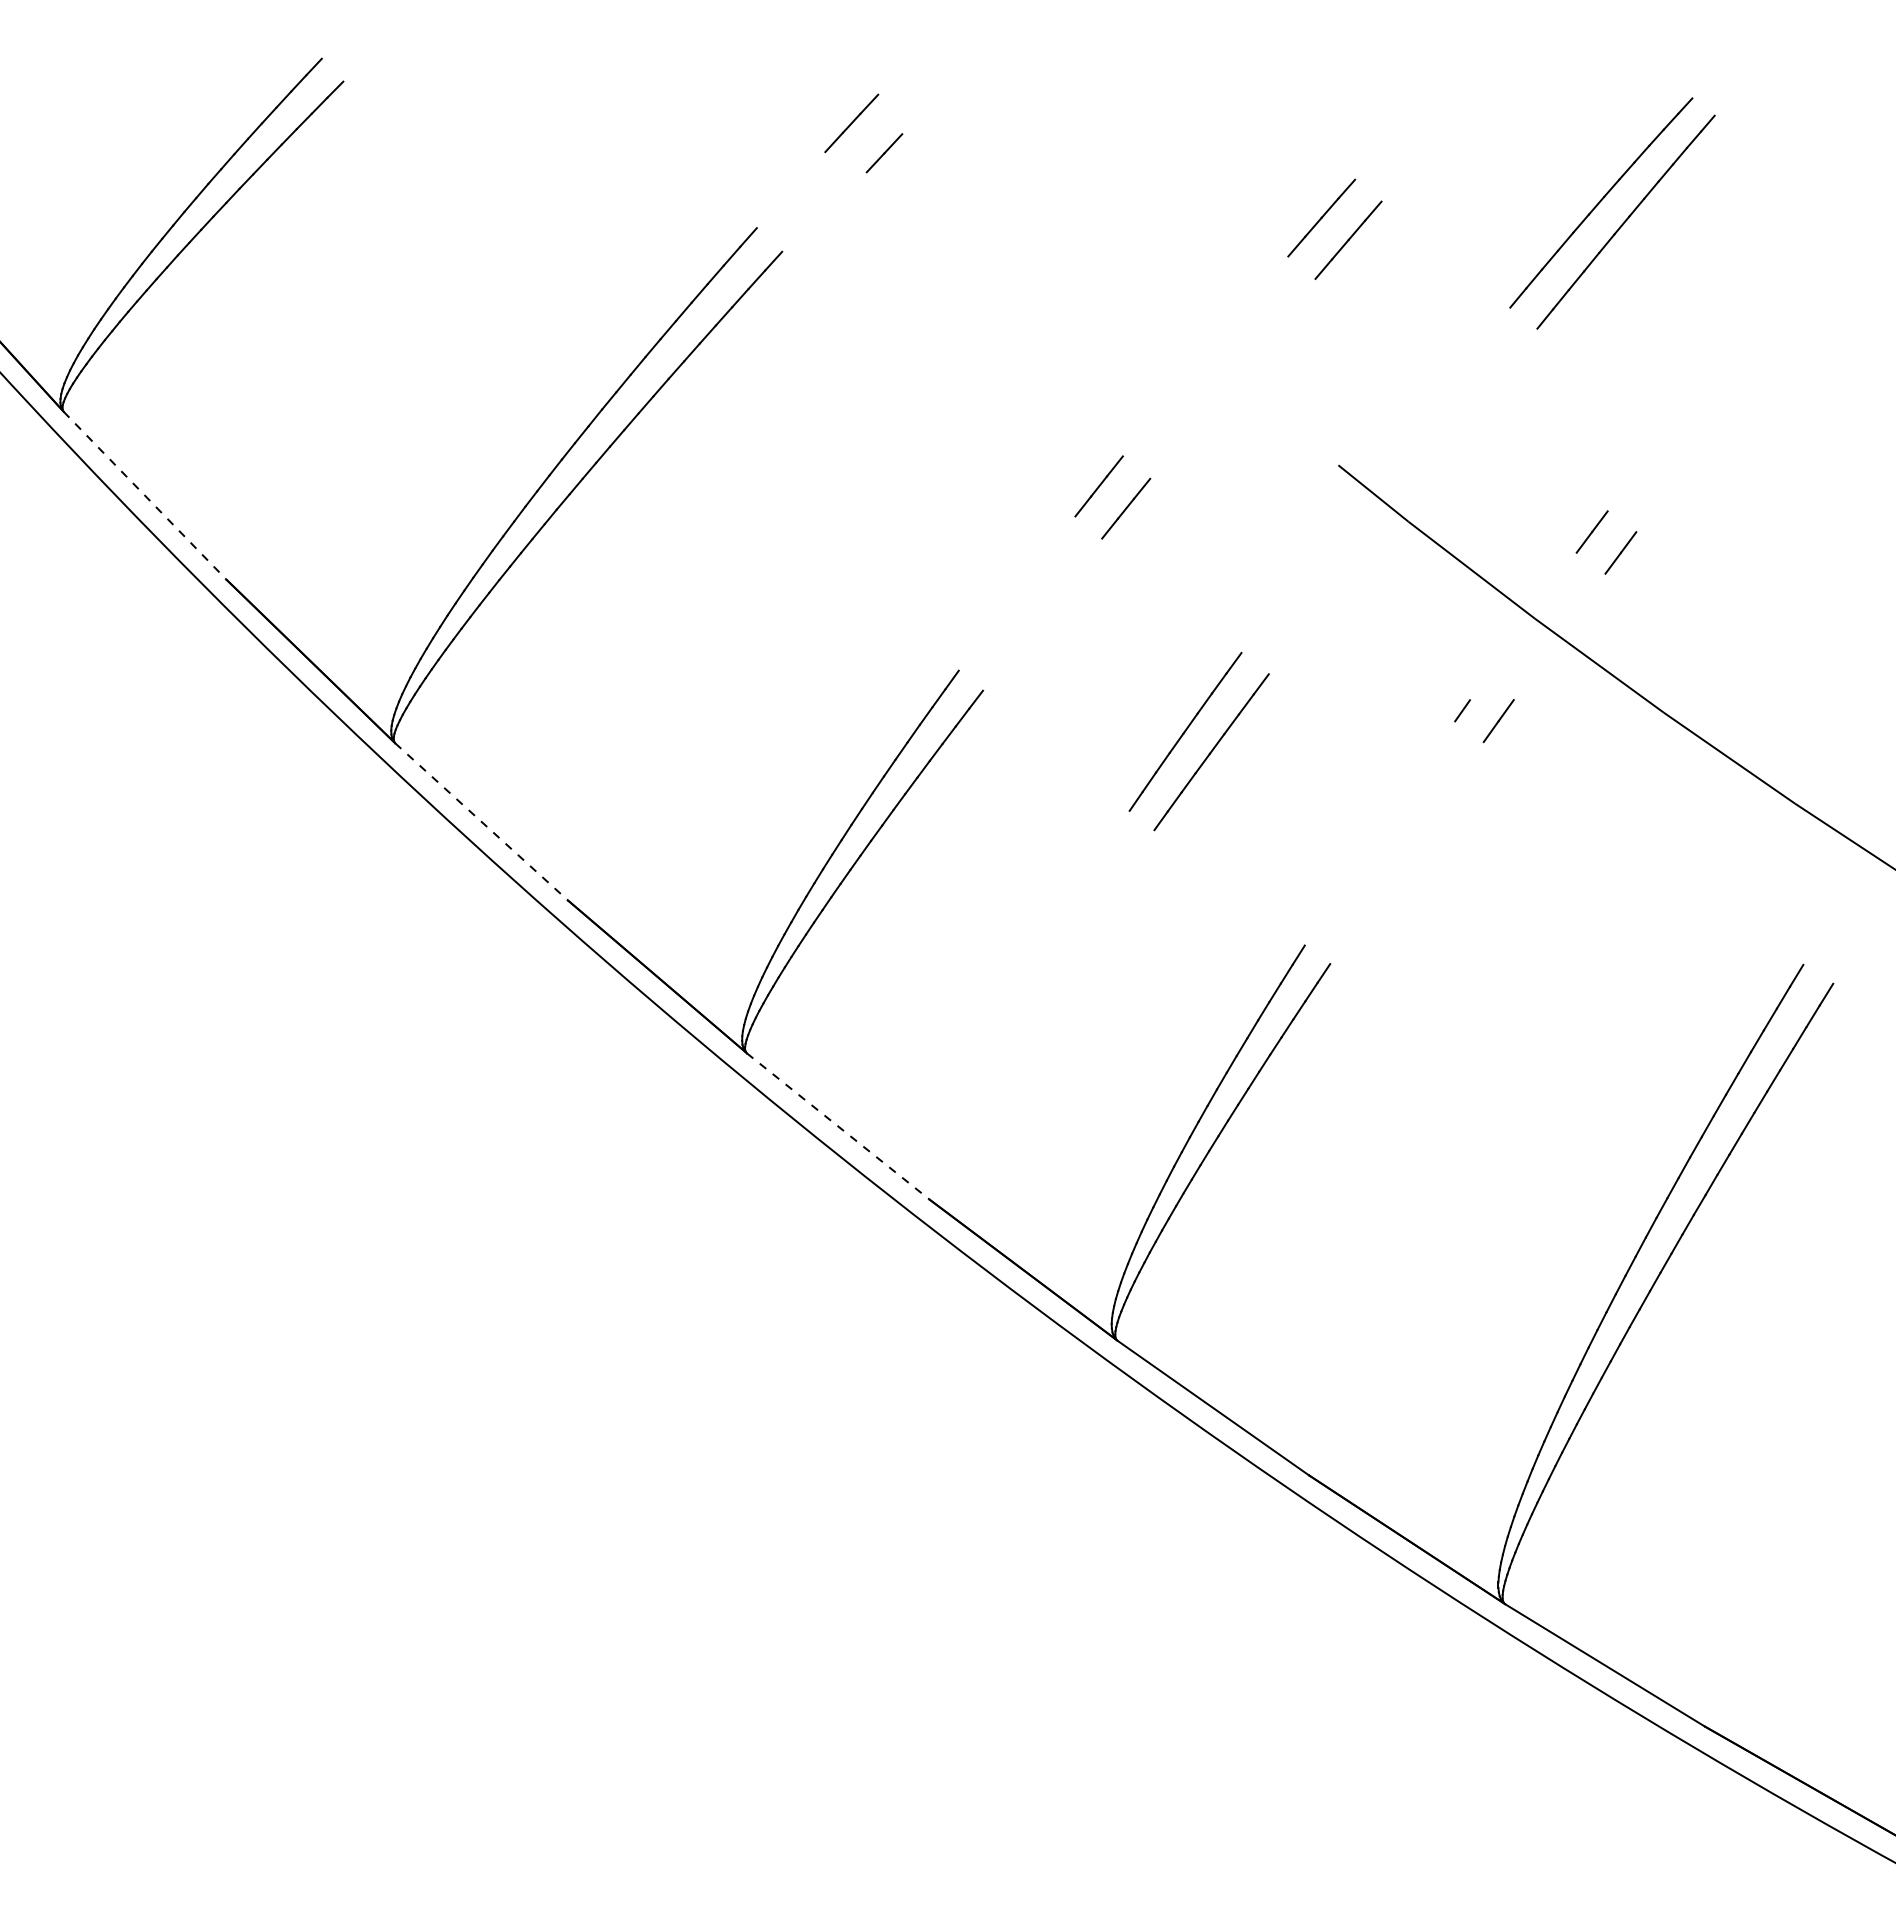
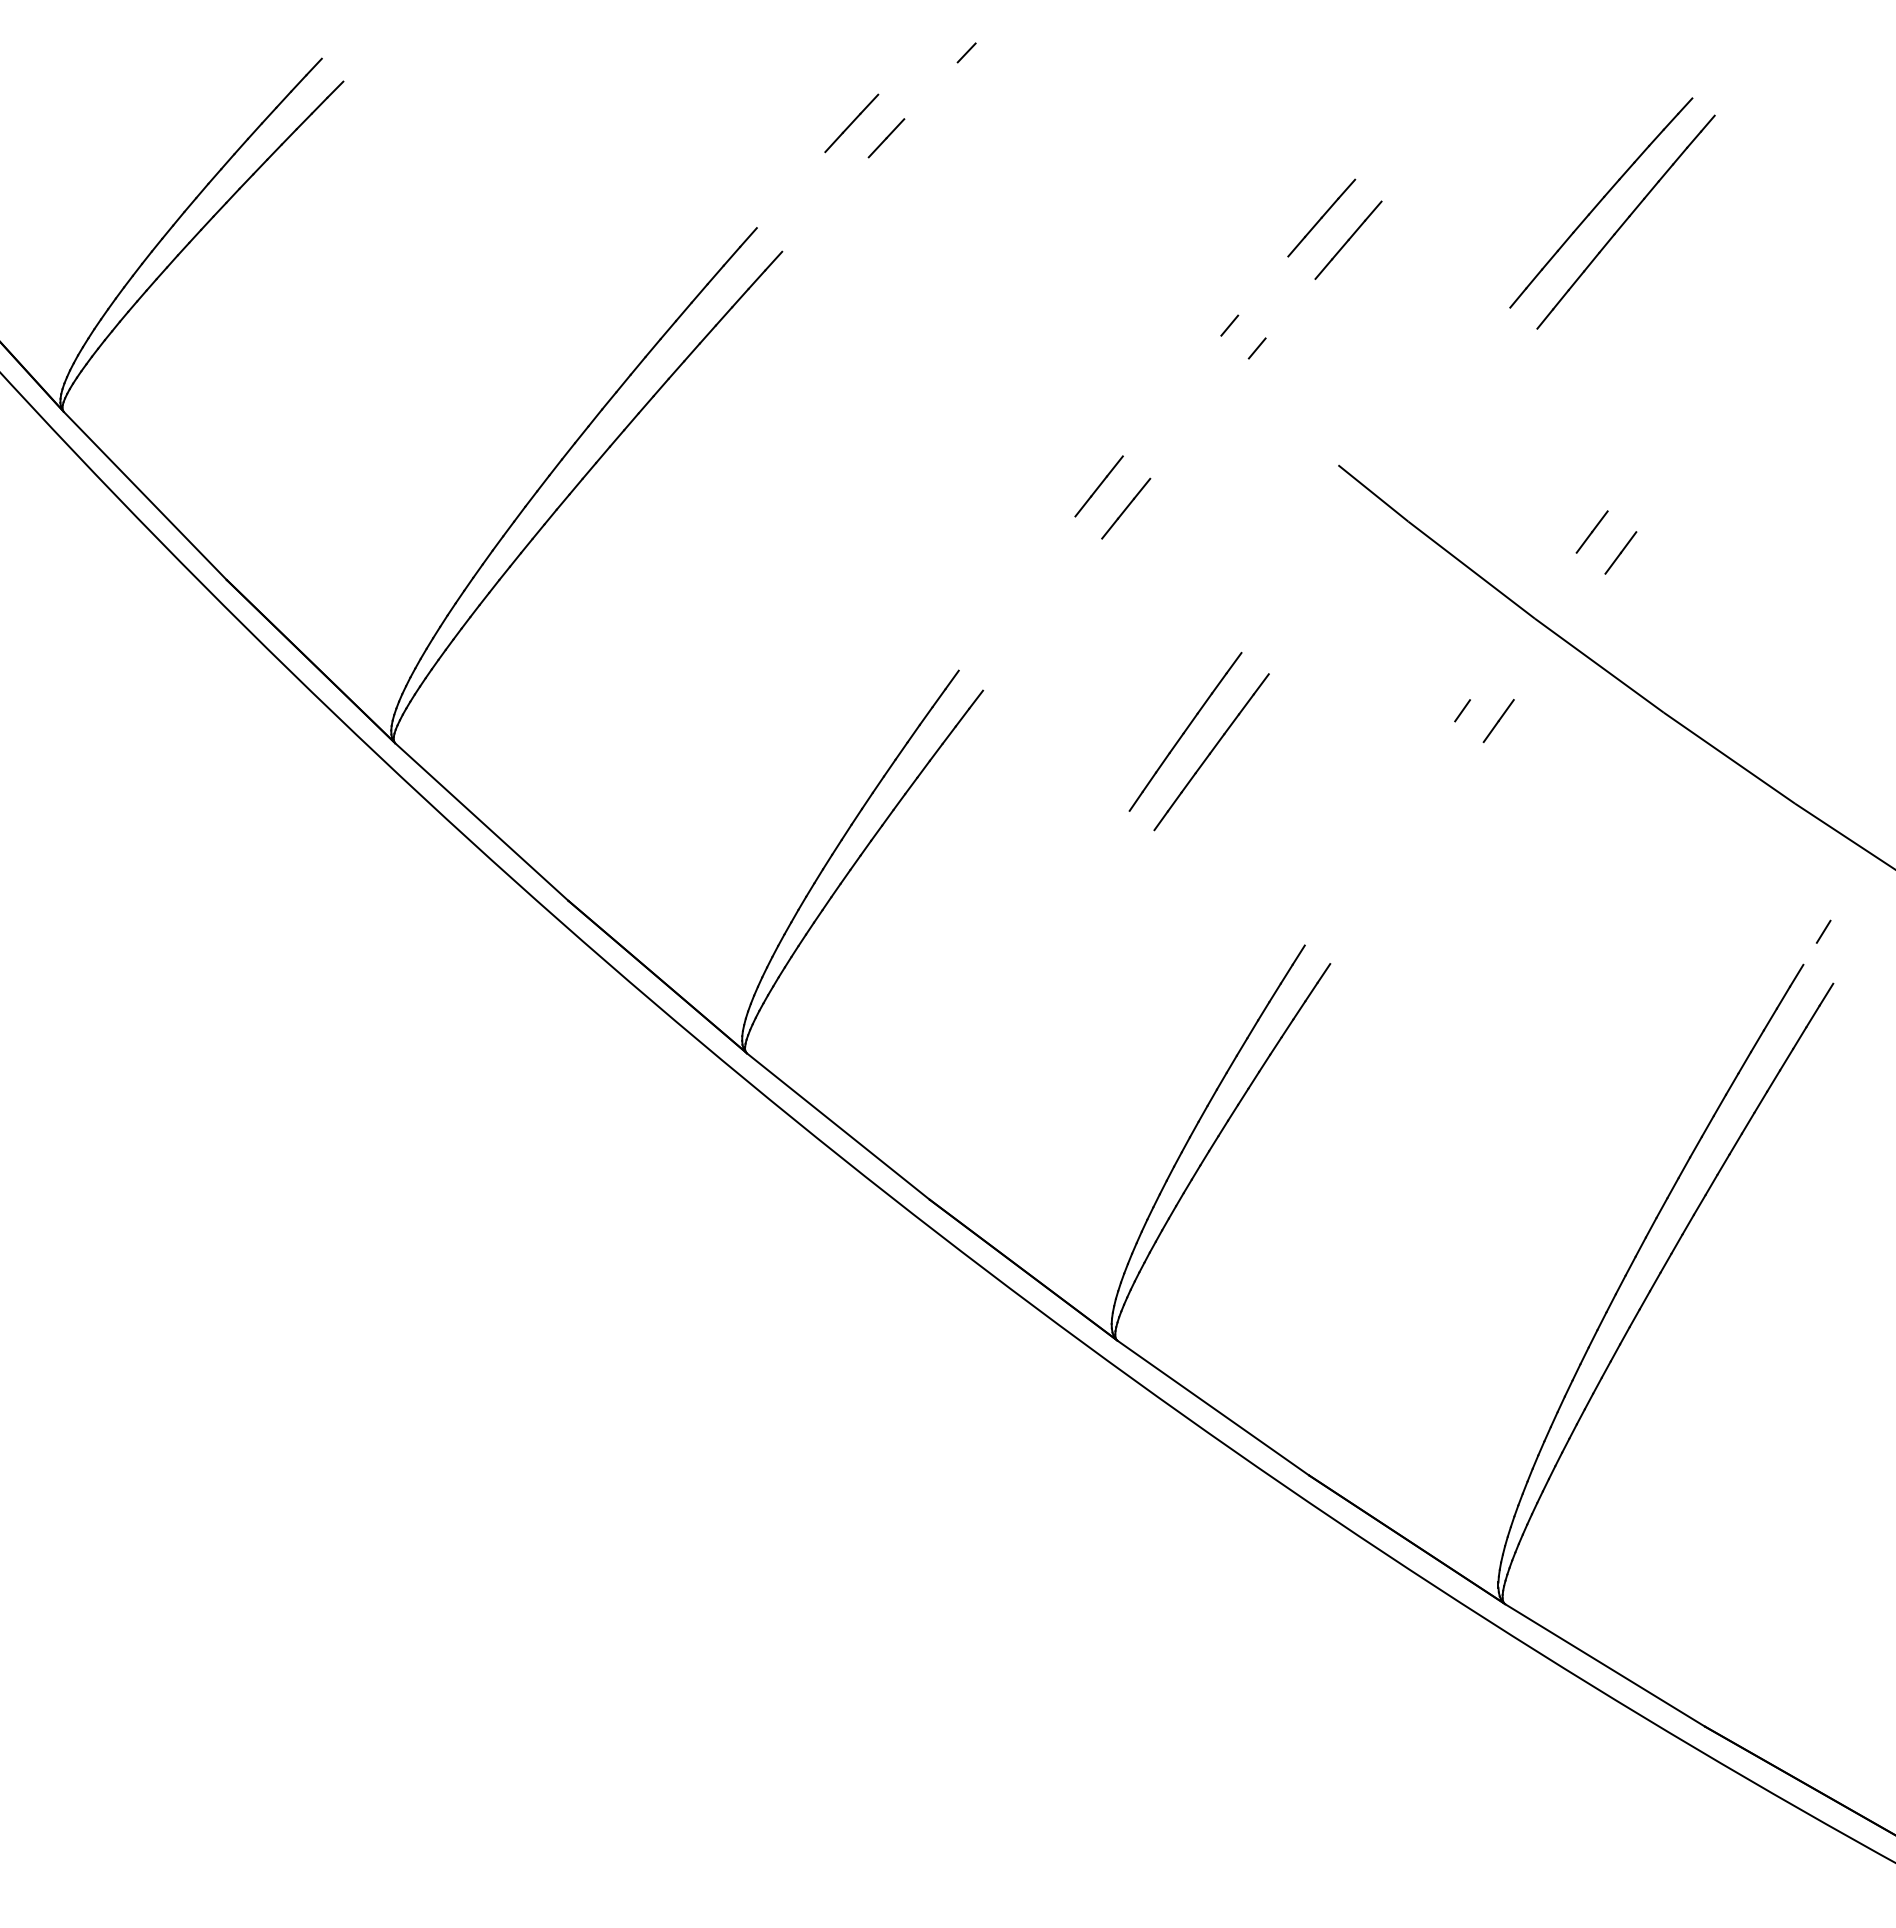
line: none -> present (966, 52)
line position: (884, 153) -> (886, 138) (886, 138)
line: none -> present (1229, 325)
line: none -> present (1256, 348)
line: dashed -> solid (145, 496)
line: dashed -> solid (482, 822)
line: none -> present (1823, 931)
line: dashed -> solid (838, 1126)
